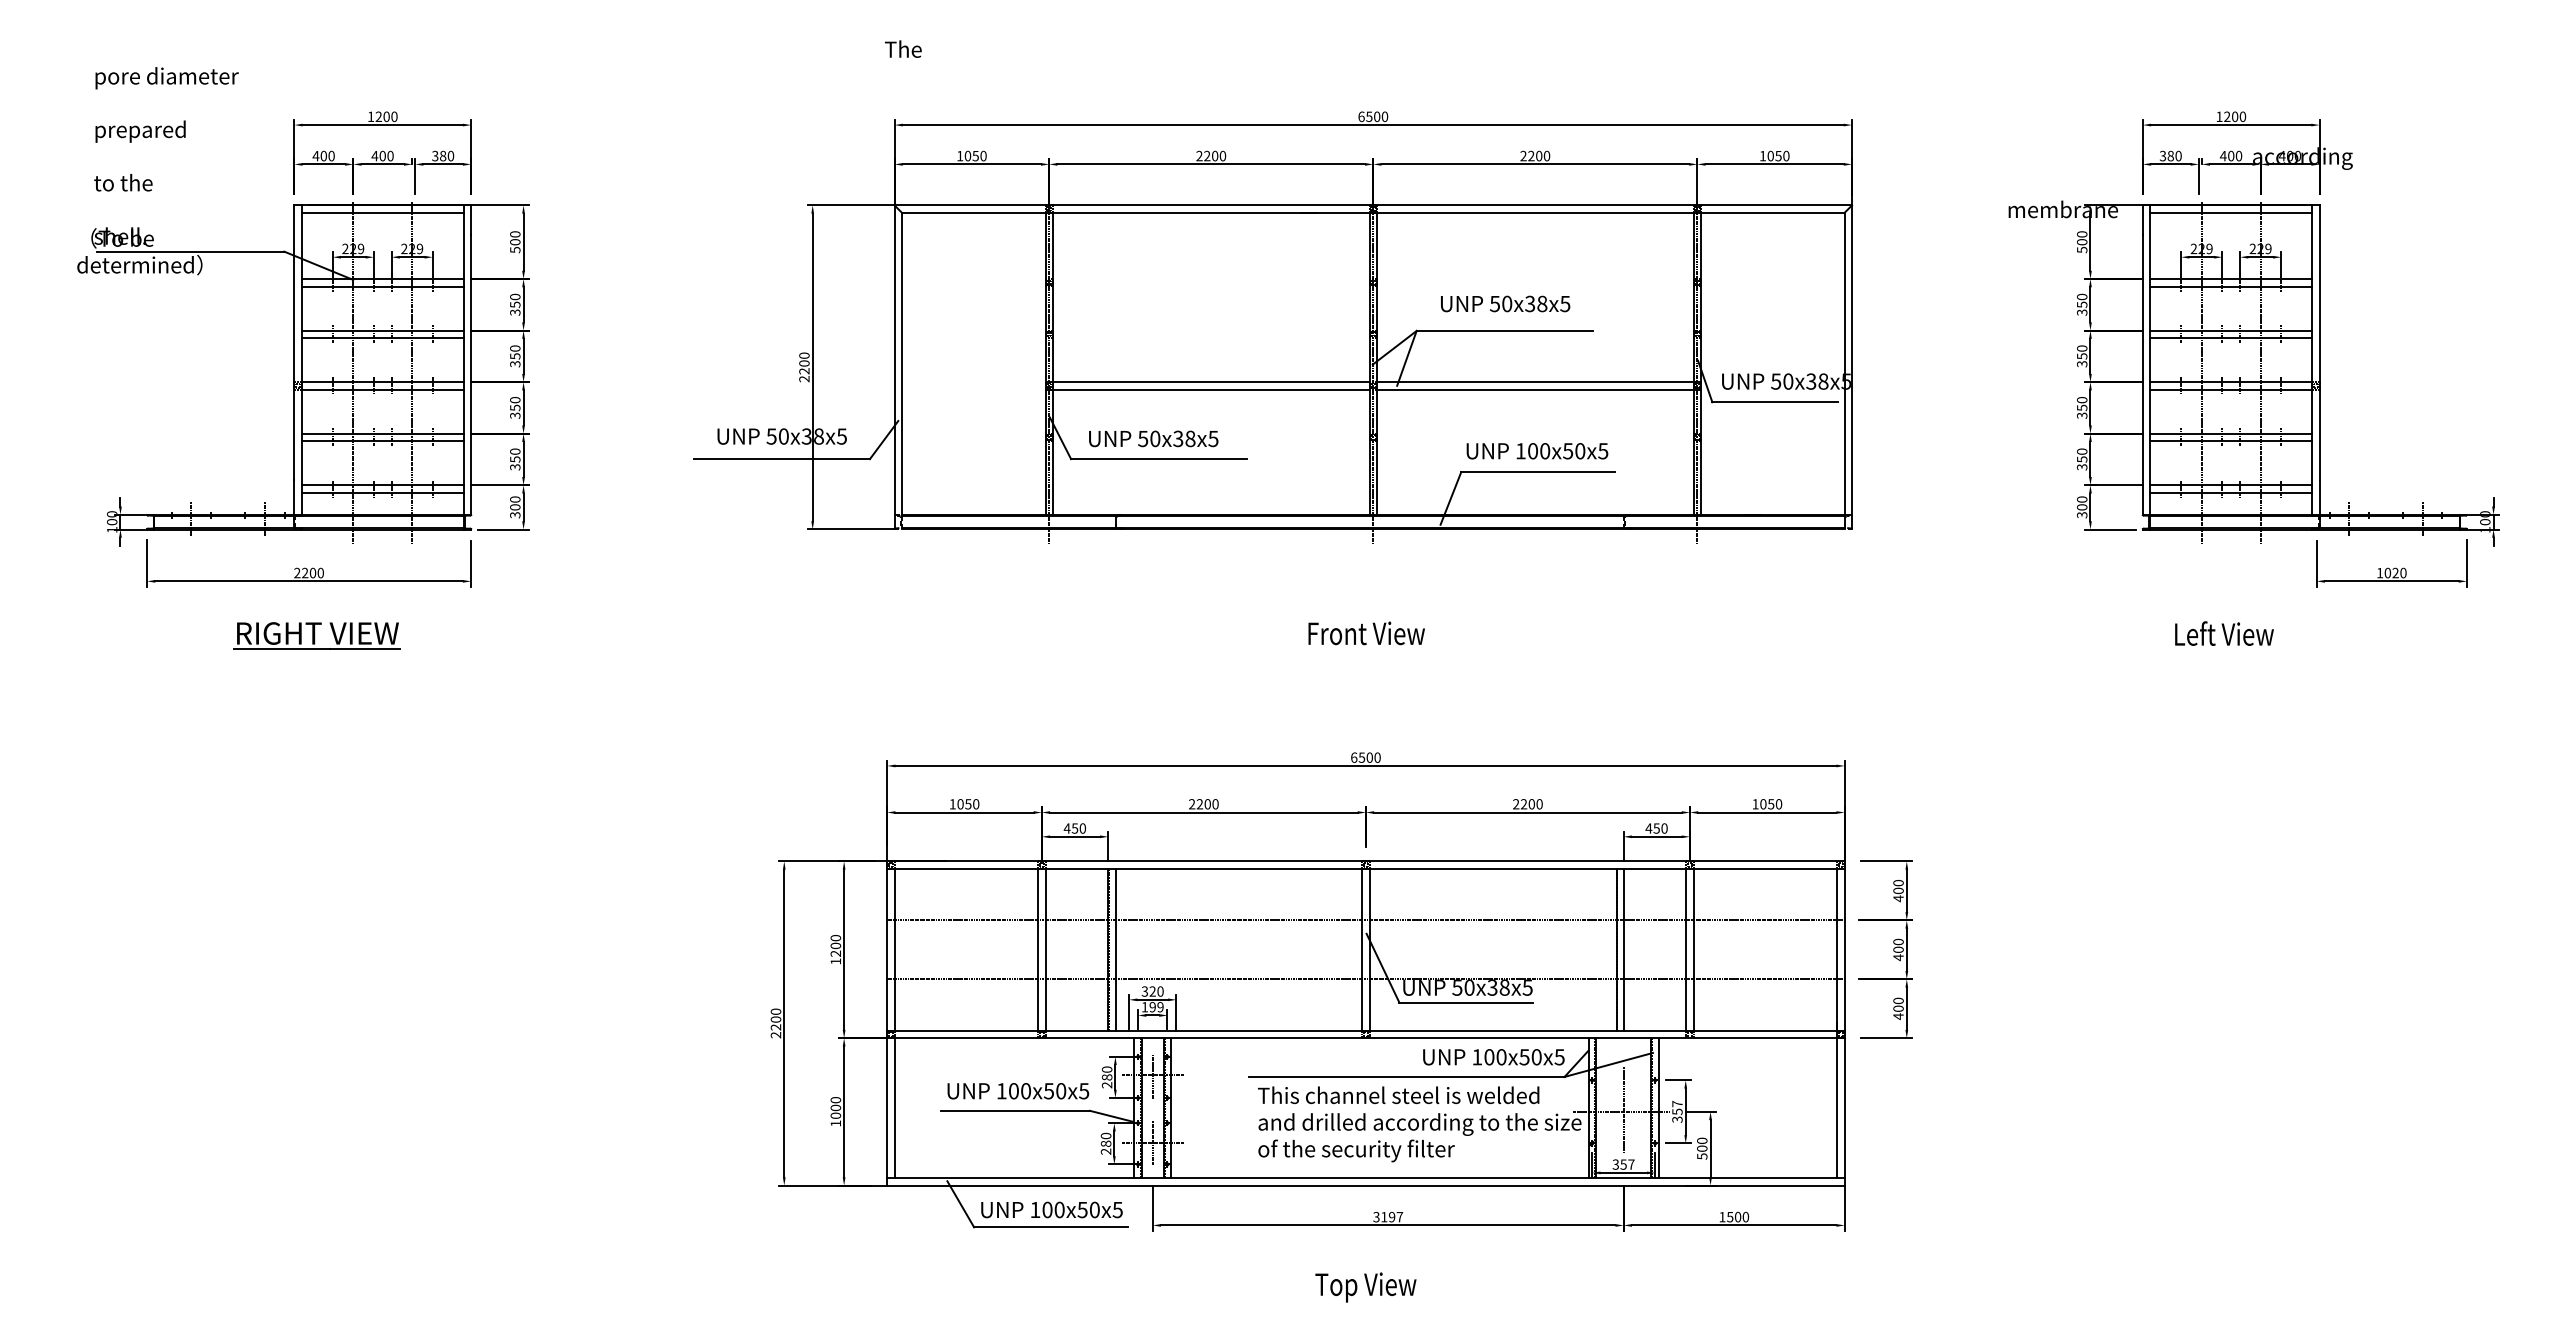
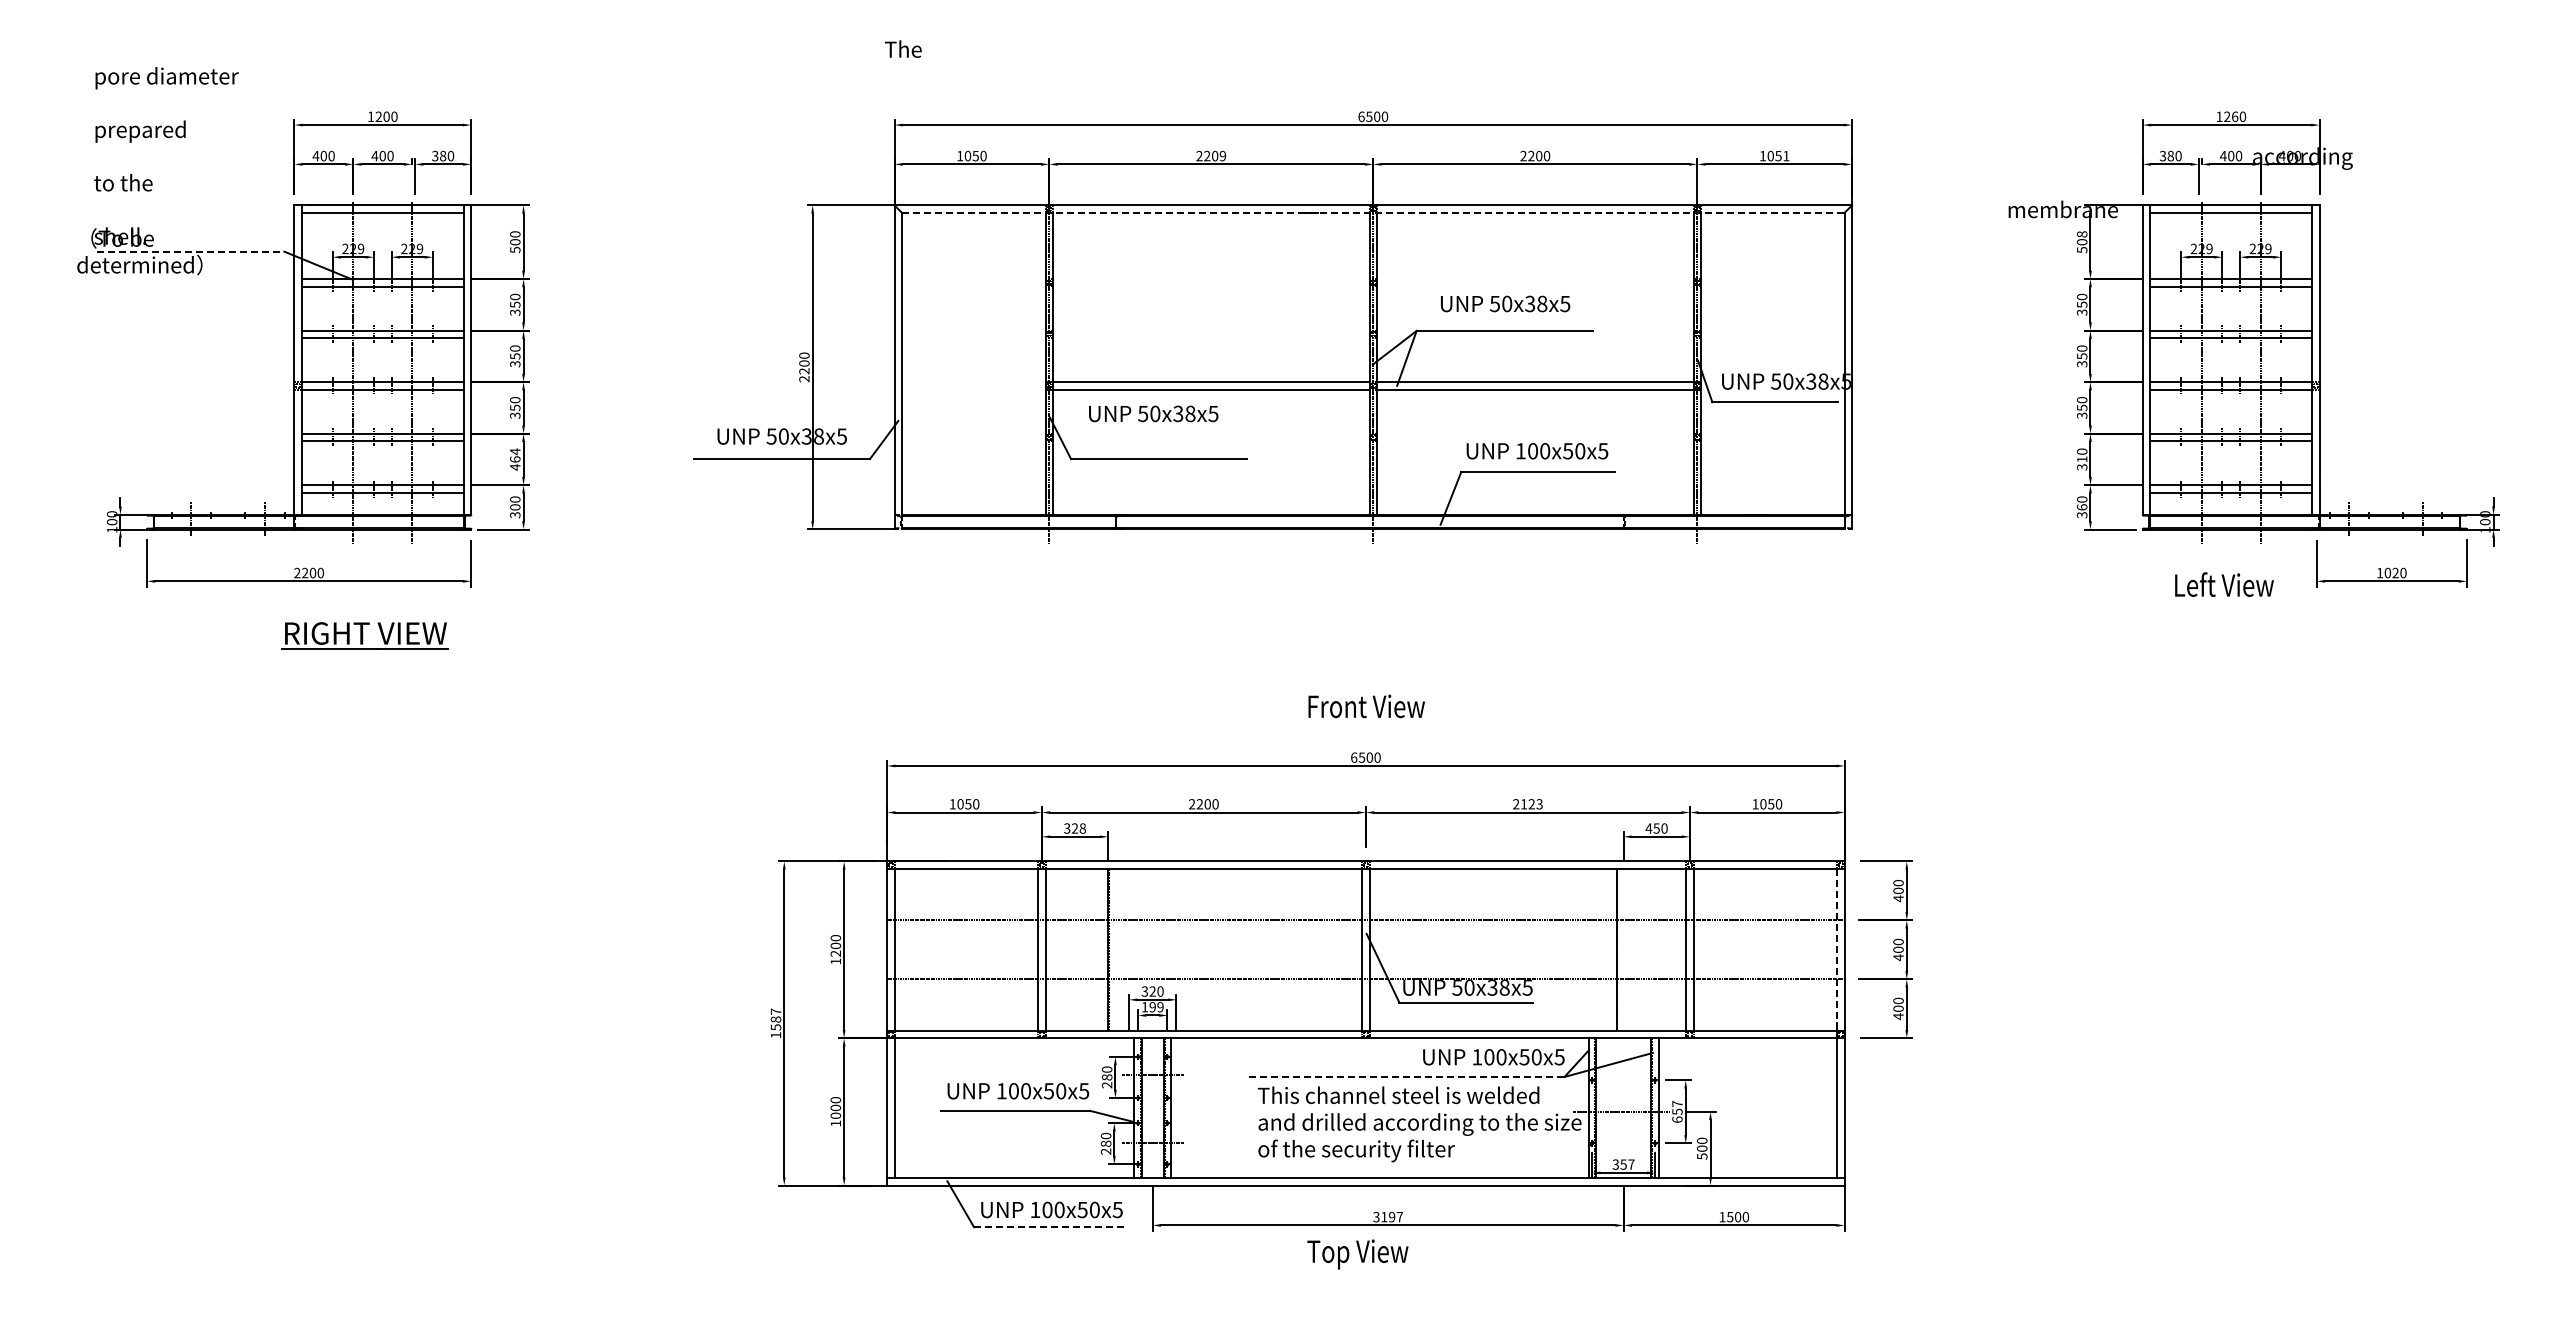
text: 1200 -> 1260 (2235, 116)
text: 1050 -> 1051 (1786, 155)
text: 2200 -> 2209 (1222, 156)
line: solid -> dashed (1373, 212)
text: 500 -> 508 (2082, 234)
line: solid -> dashed (190, 251)
text position: (1153, 438) -> (1153, 413) (1153, 413)
text: 350 -> 464 (515, 459)
text: 350 -> 310 (2082, 459)
text: 300 -> 360 (2082, 507)
text position: (1366, 633) -> (1366, 706) (1366, 706)
text position: (2224, 633) -> (2224, 584) (2224, 584)
part position: (316, 635) -> (364, 635) (364, 635)
text: 2200 -> 2123 (1531, 804)
text: 450 -> 328 (1074, 828)
line: present -> none (1115, 949)
line: present -> none (1623, 949)
line: solid -> dashed (1837, 950)
text: 2200 -> 1587 (775, 1023)
line: present -> none (1152, 1076)
line: solid -> dashed (1406, 1076)
line: present -> none (1623, 1109)
text: 357 -> 657 (1677, 1119)
line: present -> none (1152, 1142)
line: solid -> dashed (1050, 1227)
text position: (1365, 1287) -> (1357, 1254) (1357, 1254)
